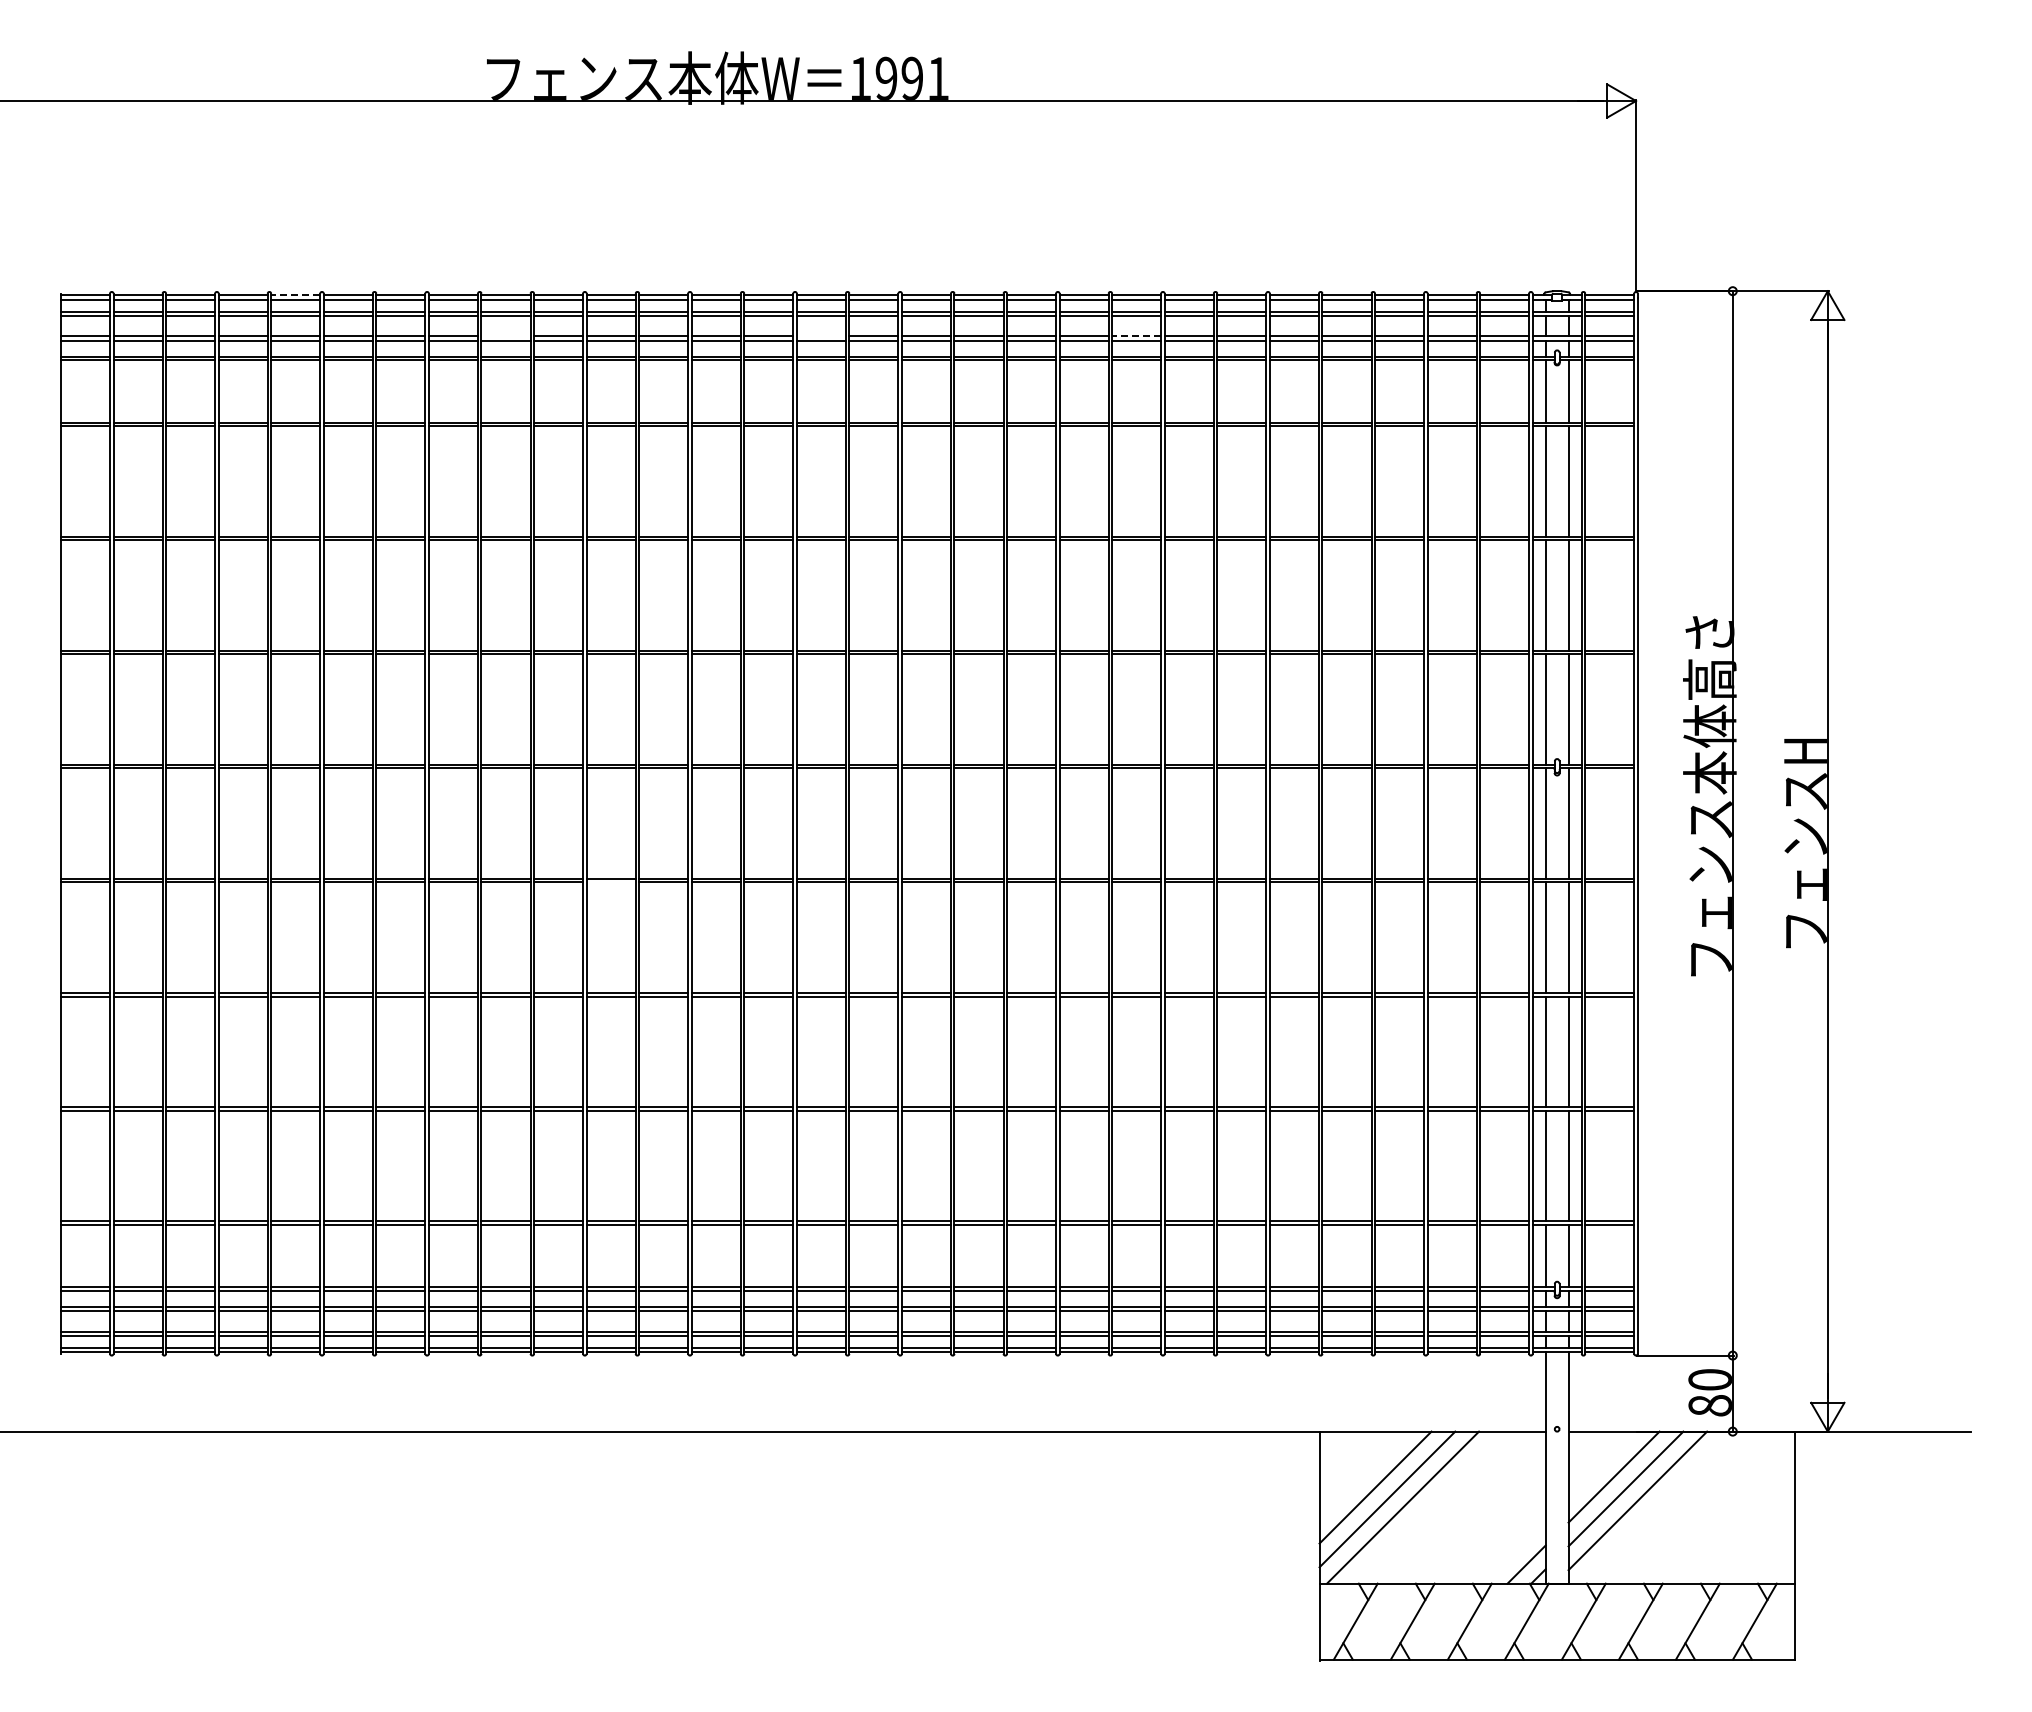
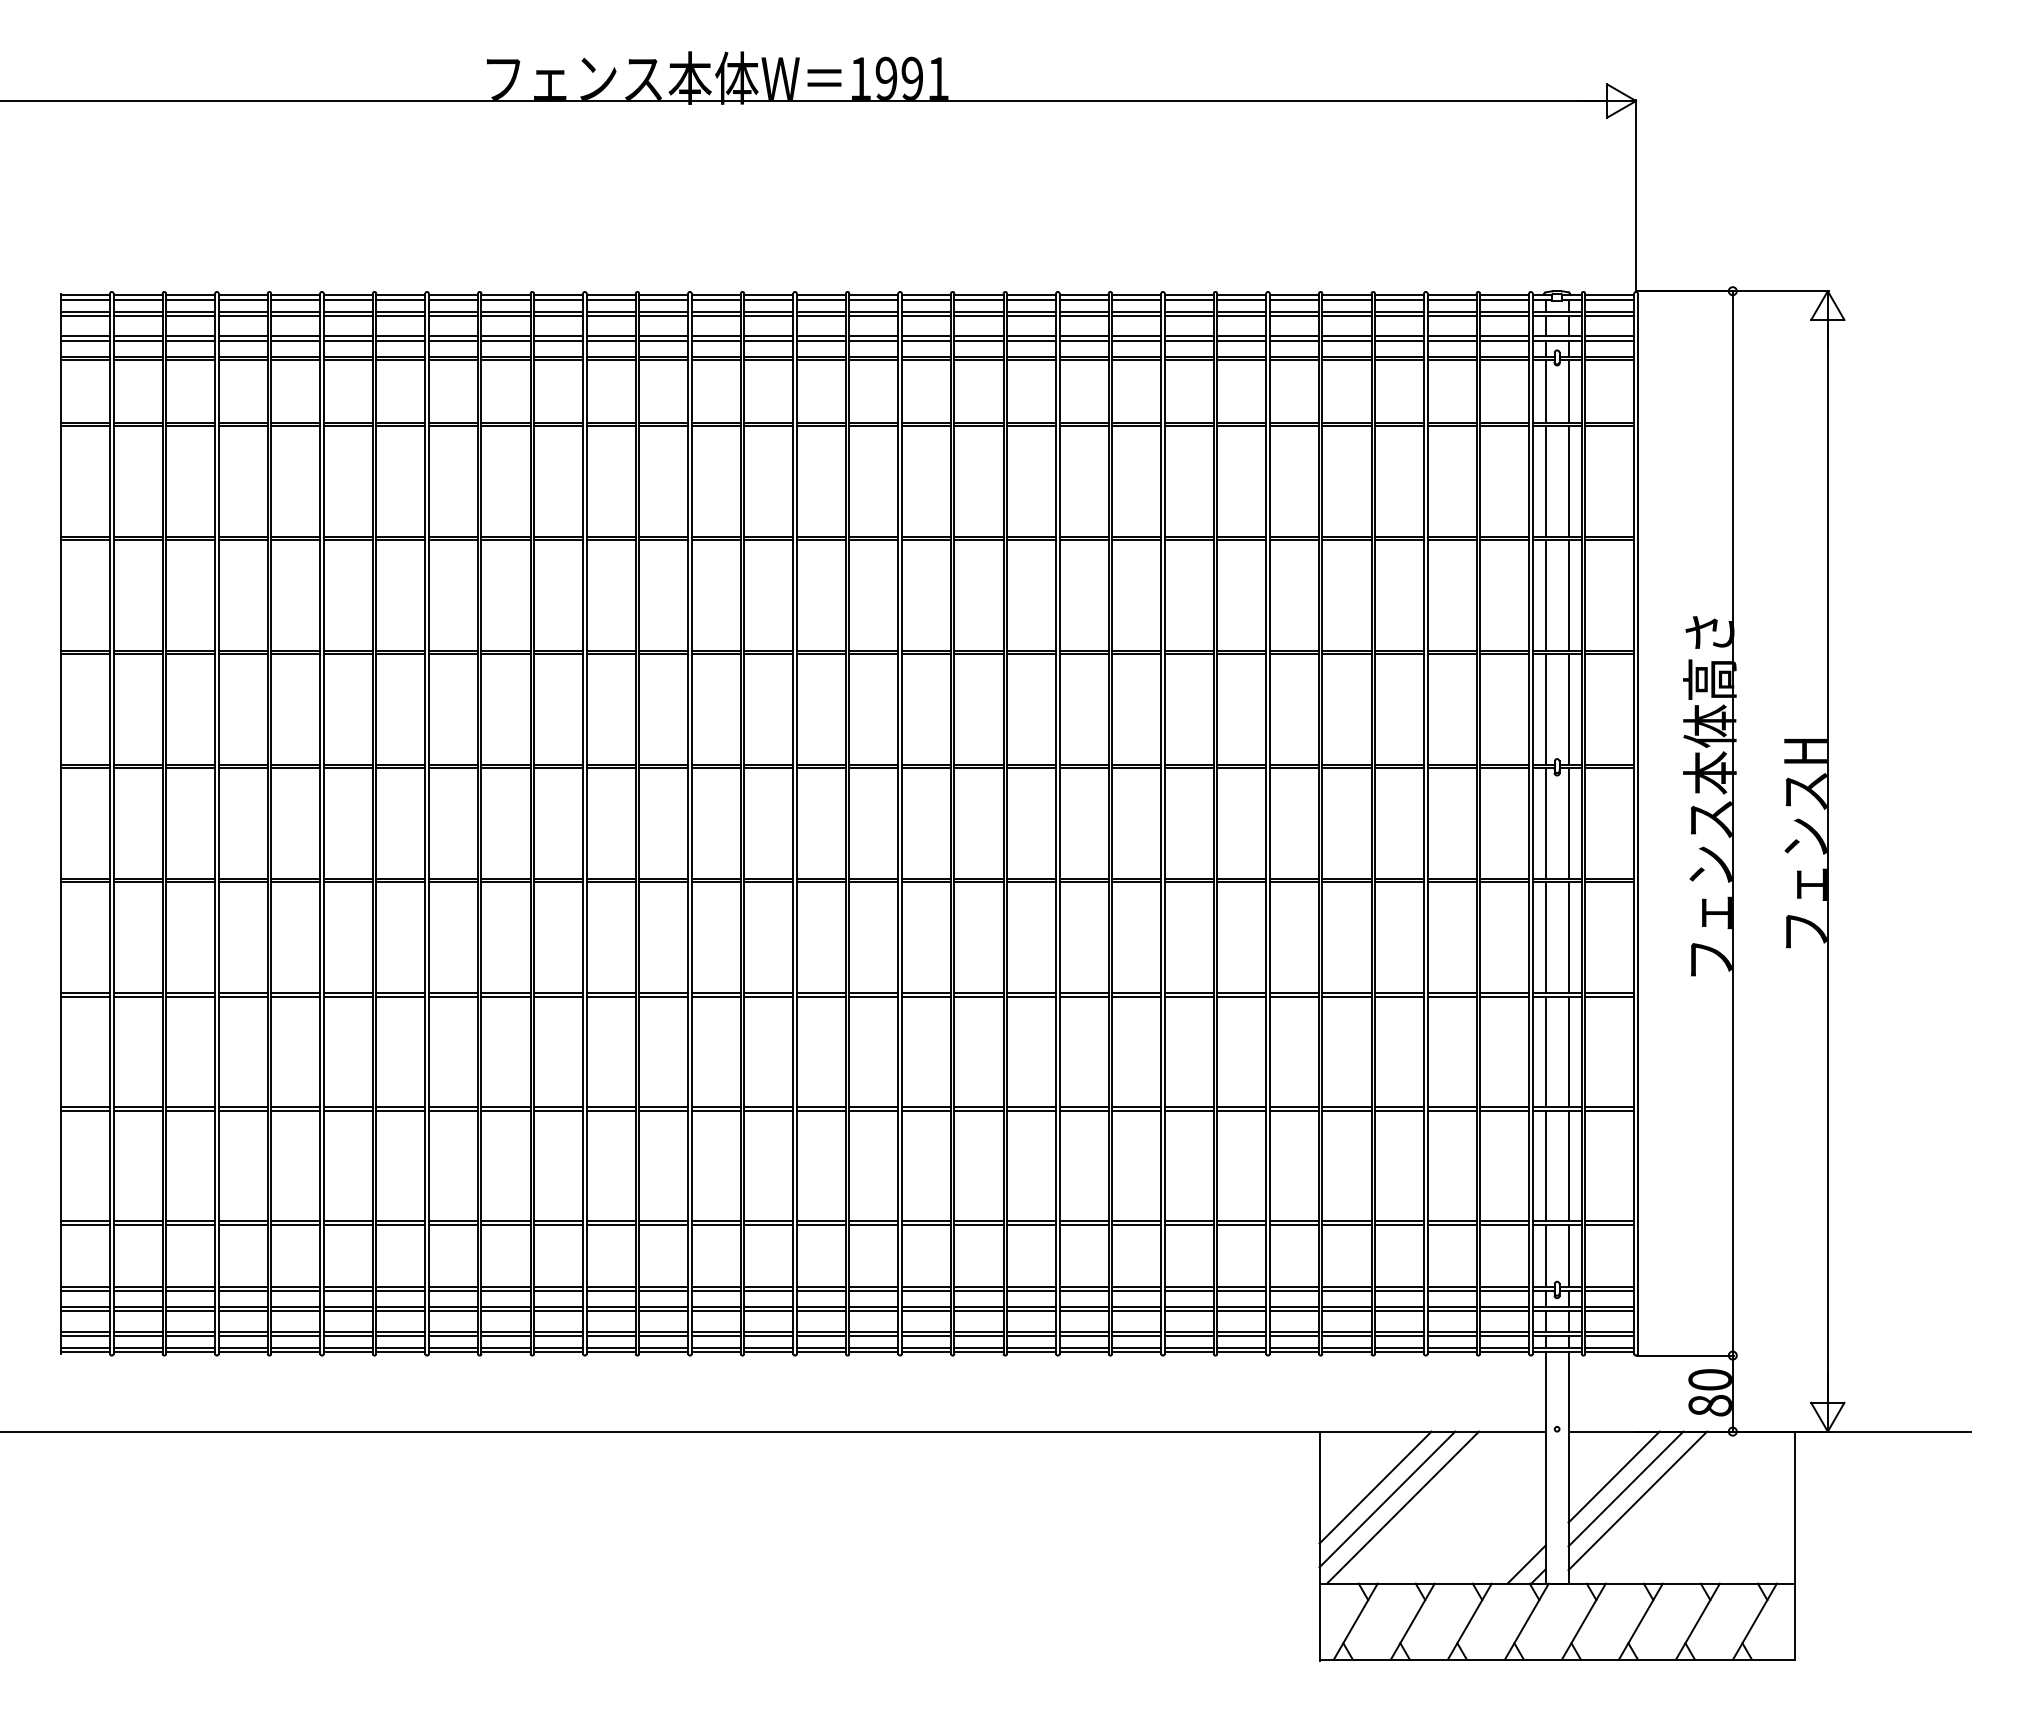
line: dashed -> solid (295, 295)
line: none -> present (505, 336)
line: none -> present (820, 336)
line: dashed -> solid (1136, 336)
line: none -> present (610, 882)
